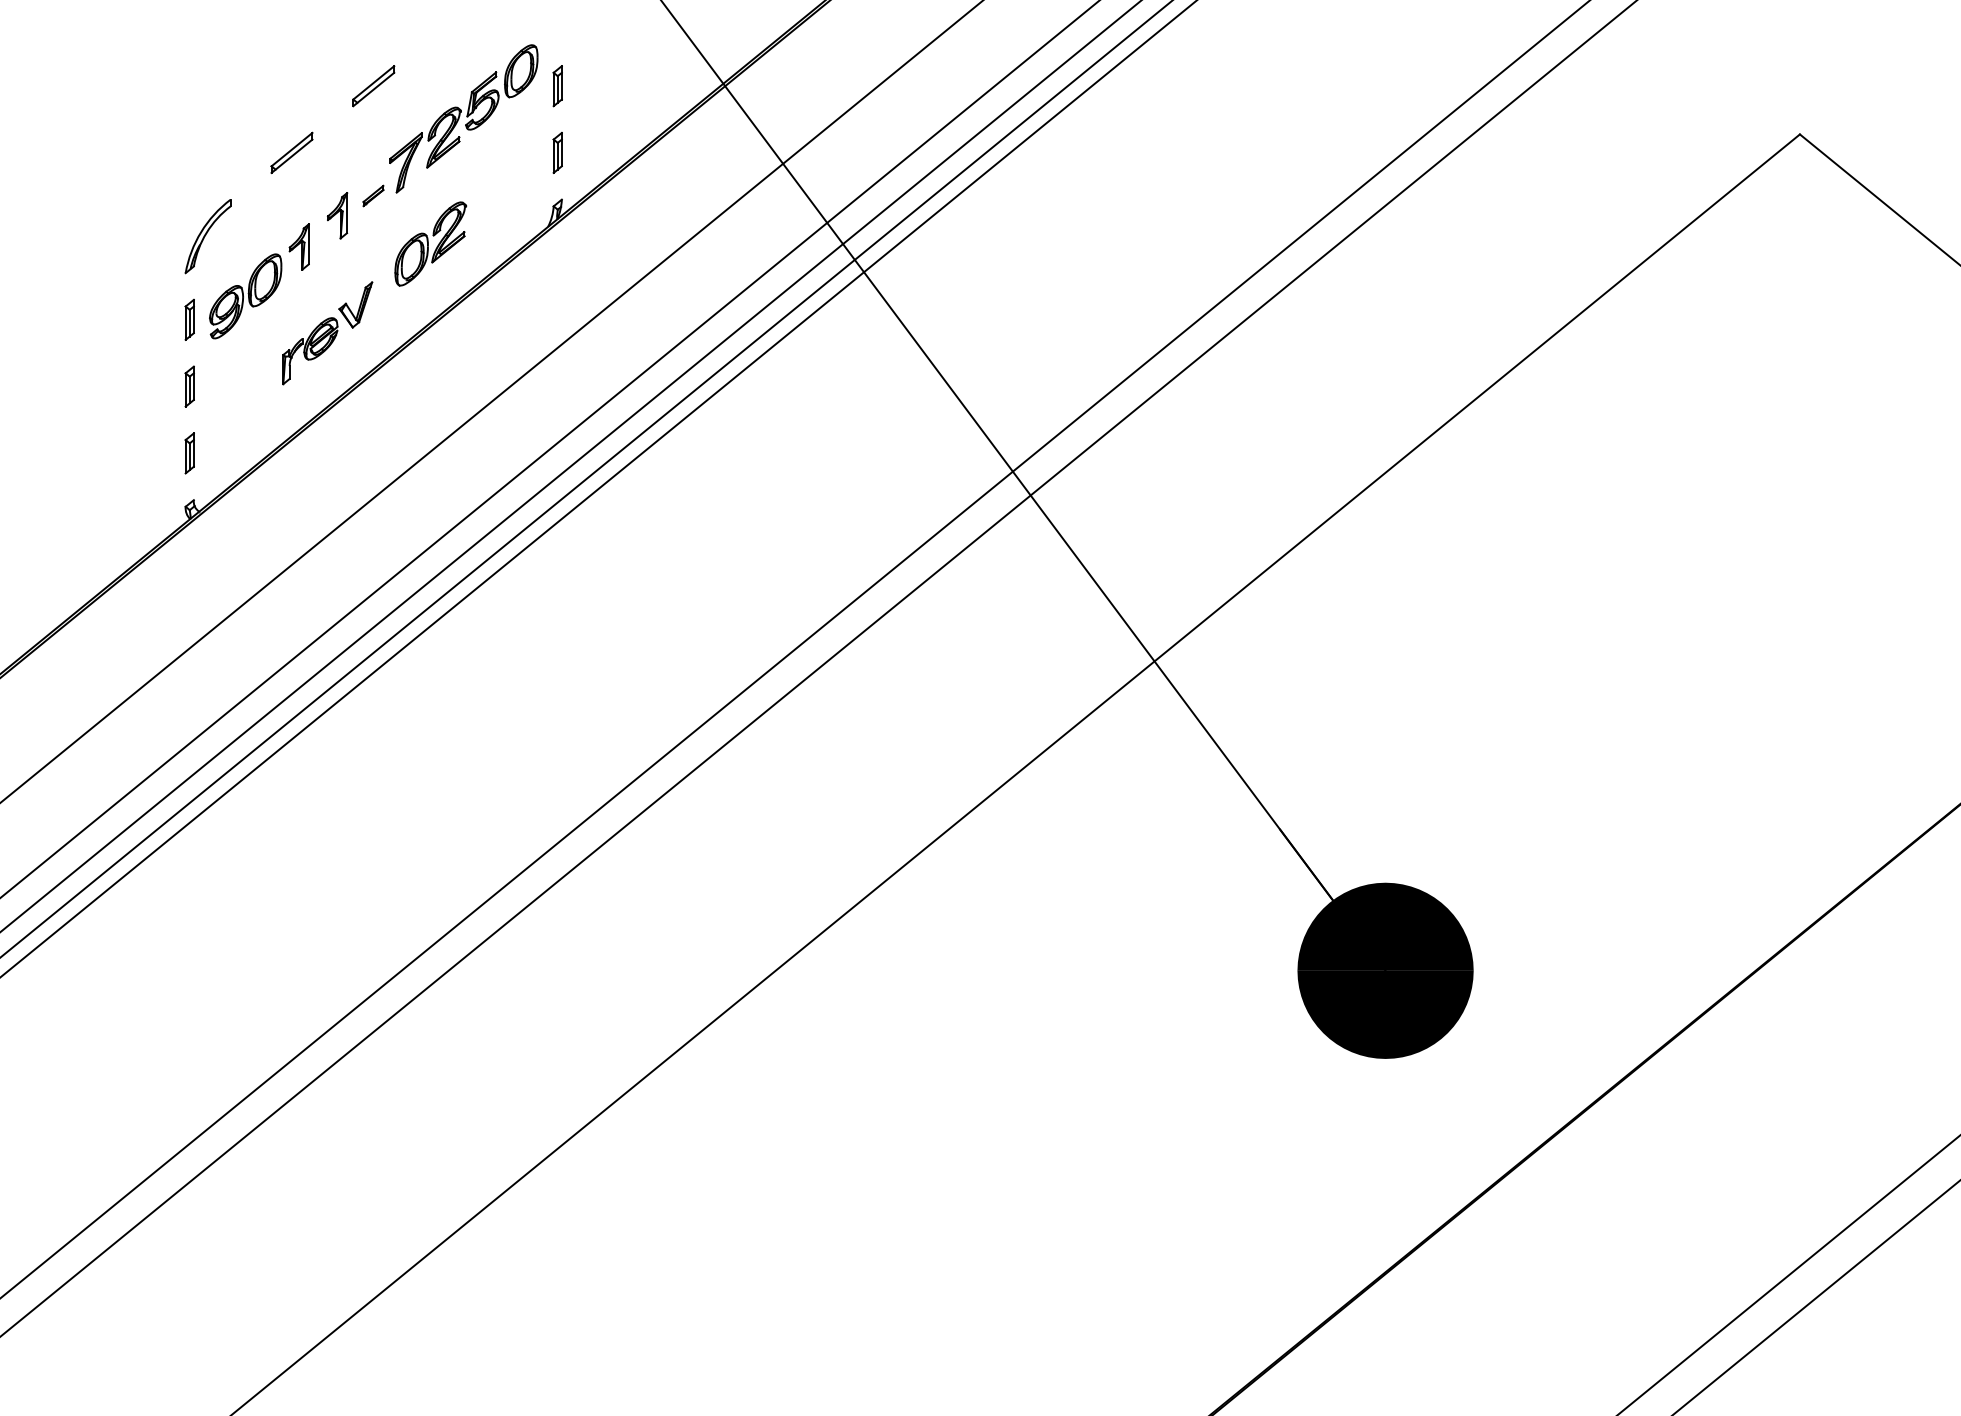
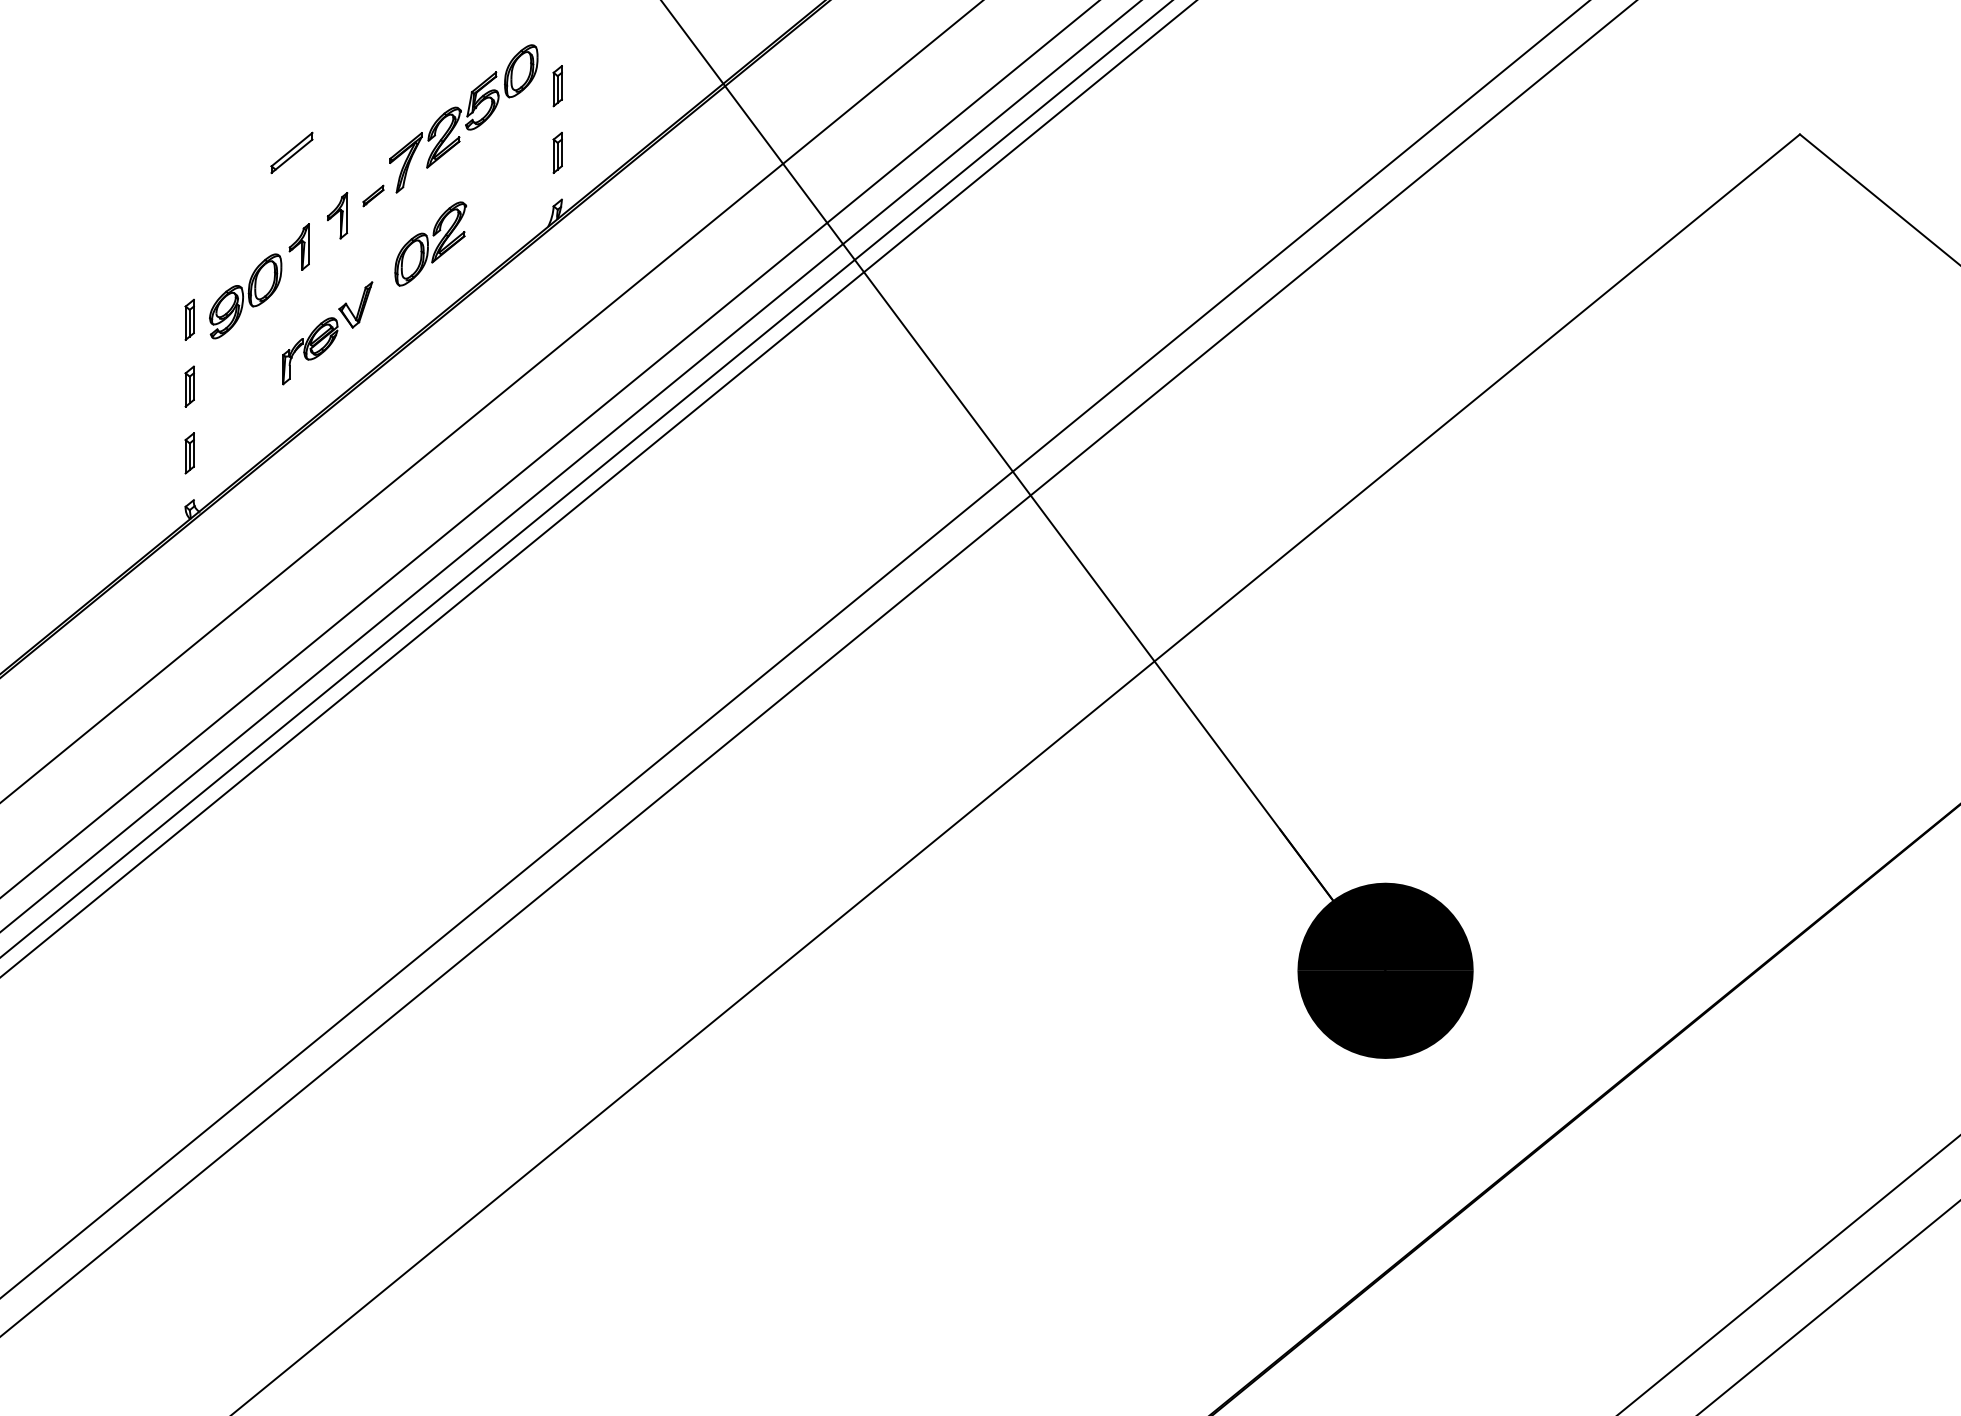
part: present -> none (373, 86)
part: present -> none (207, 236)
line position: (1816, 1297) -> (1828, 1307) (1828, 1307)
